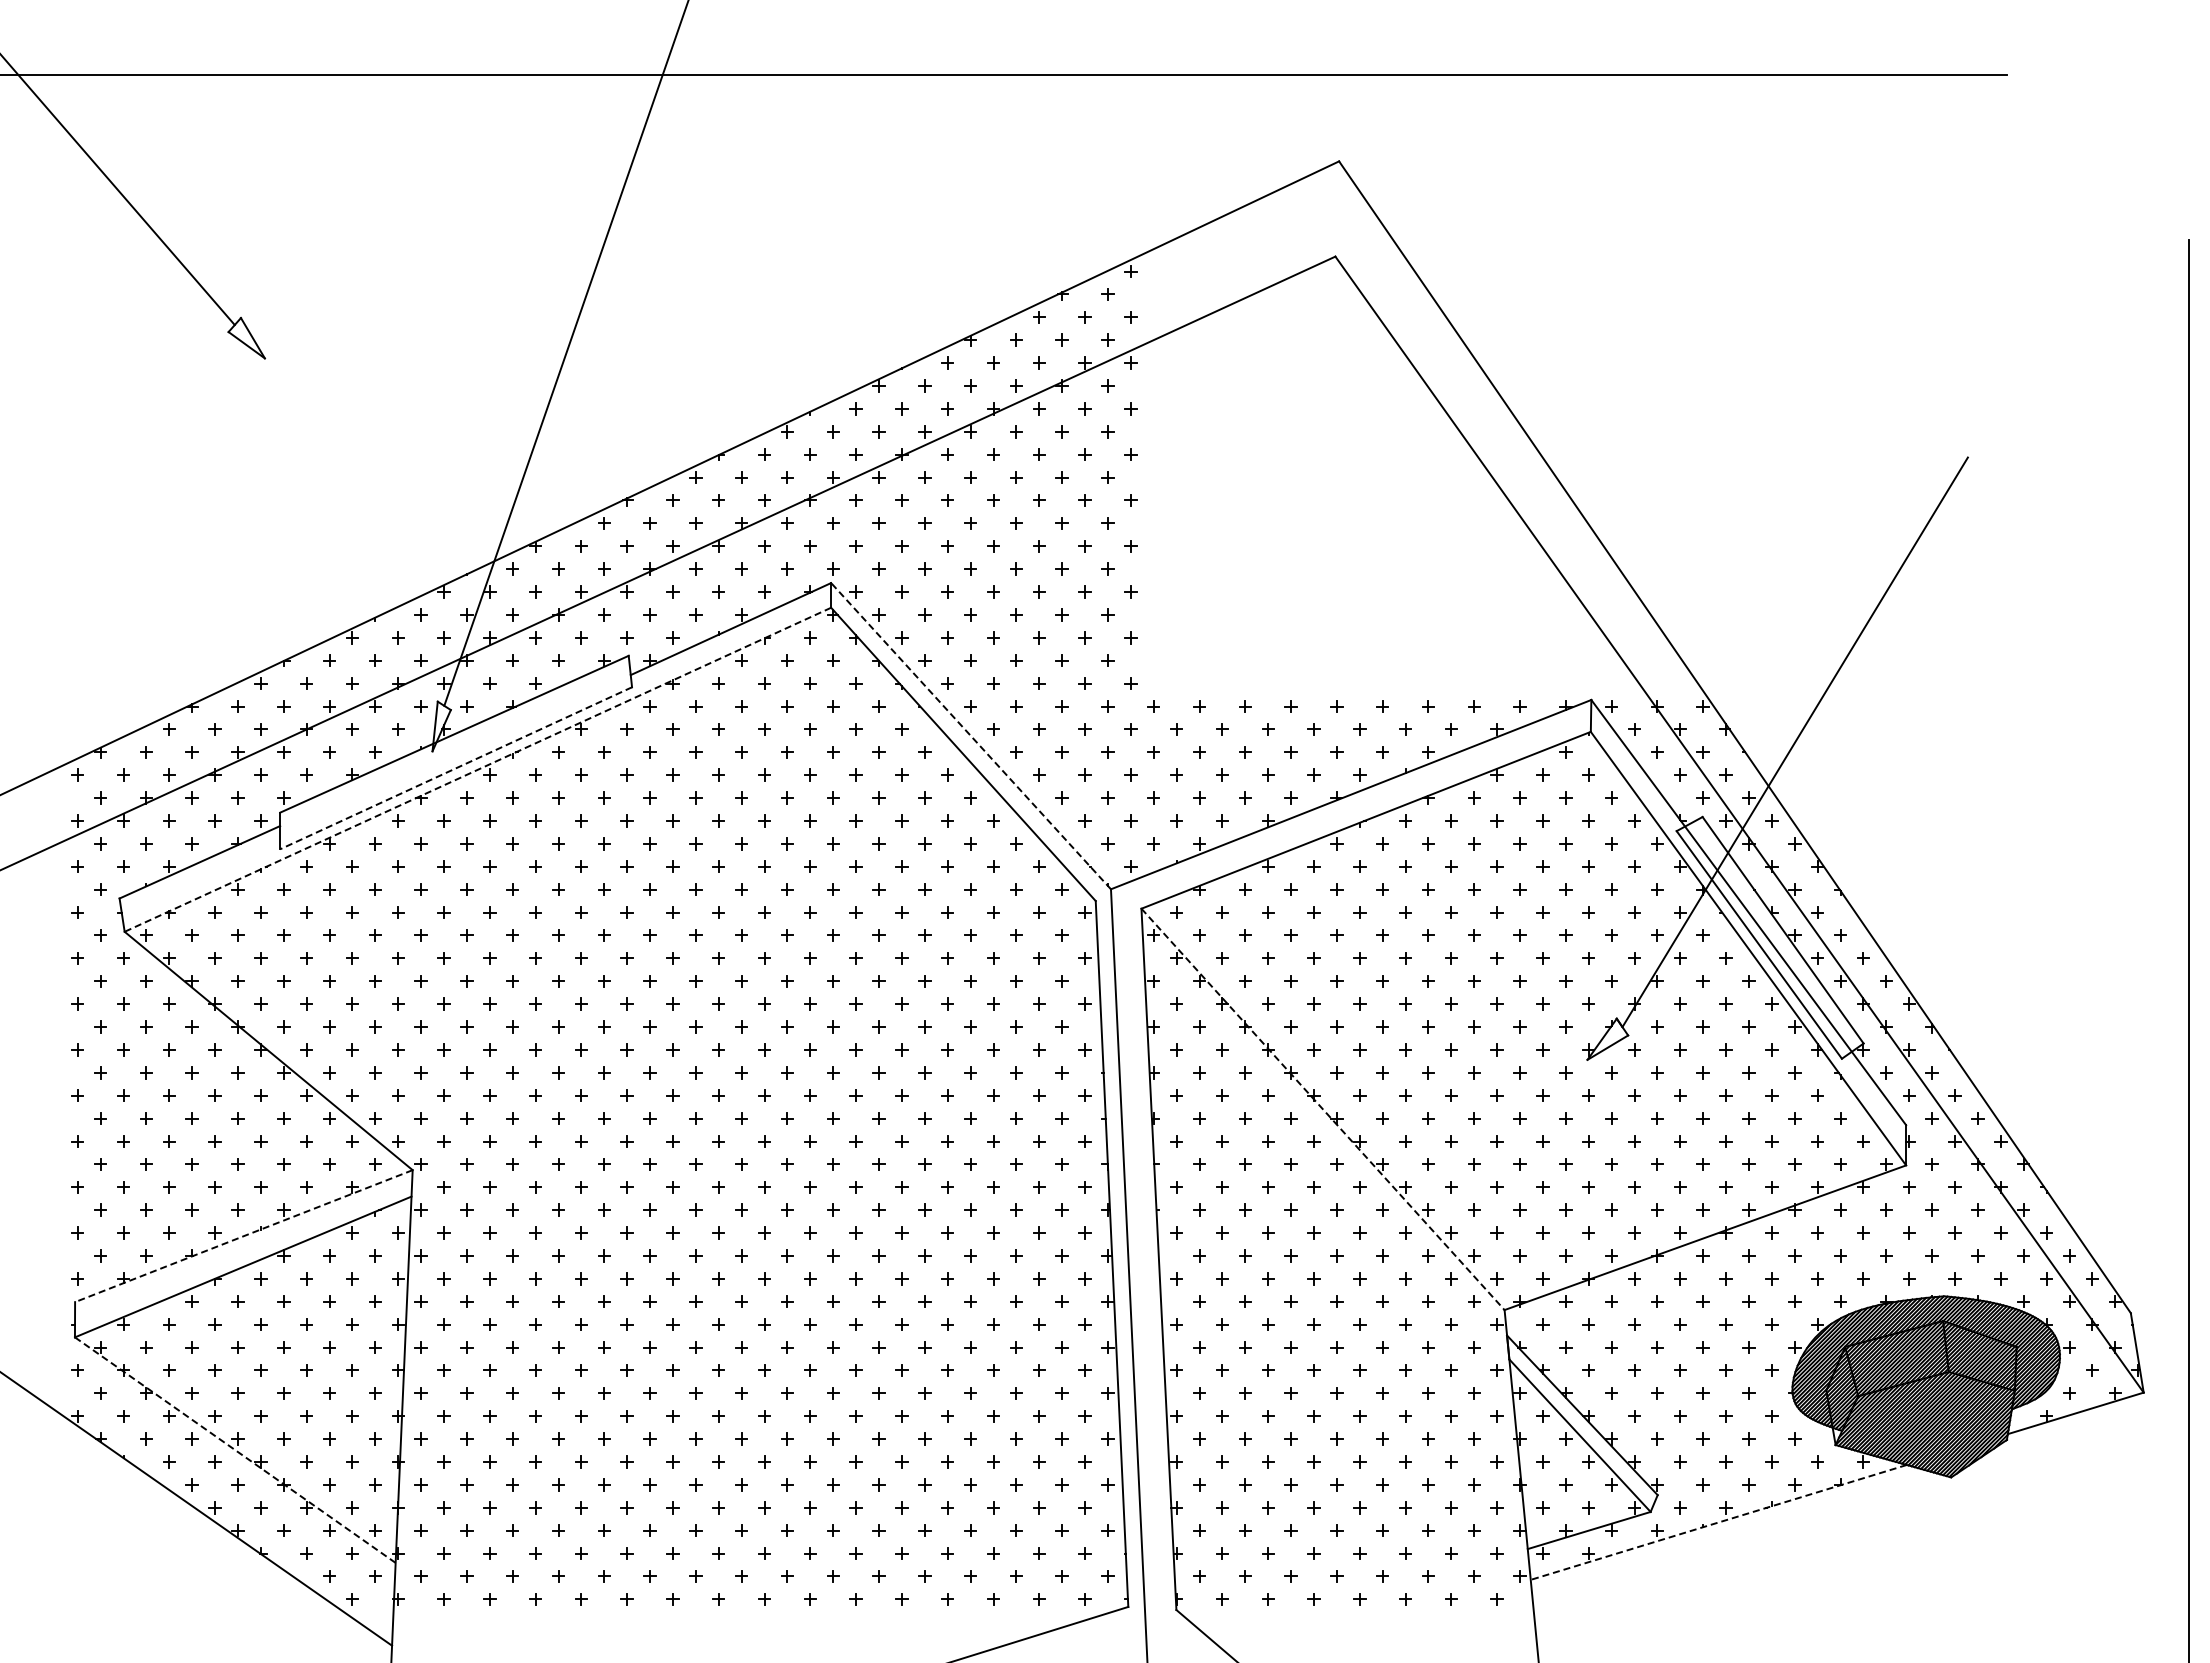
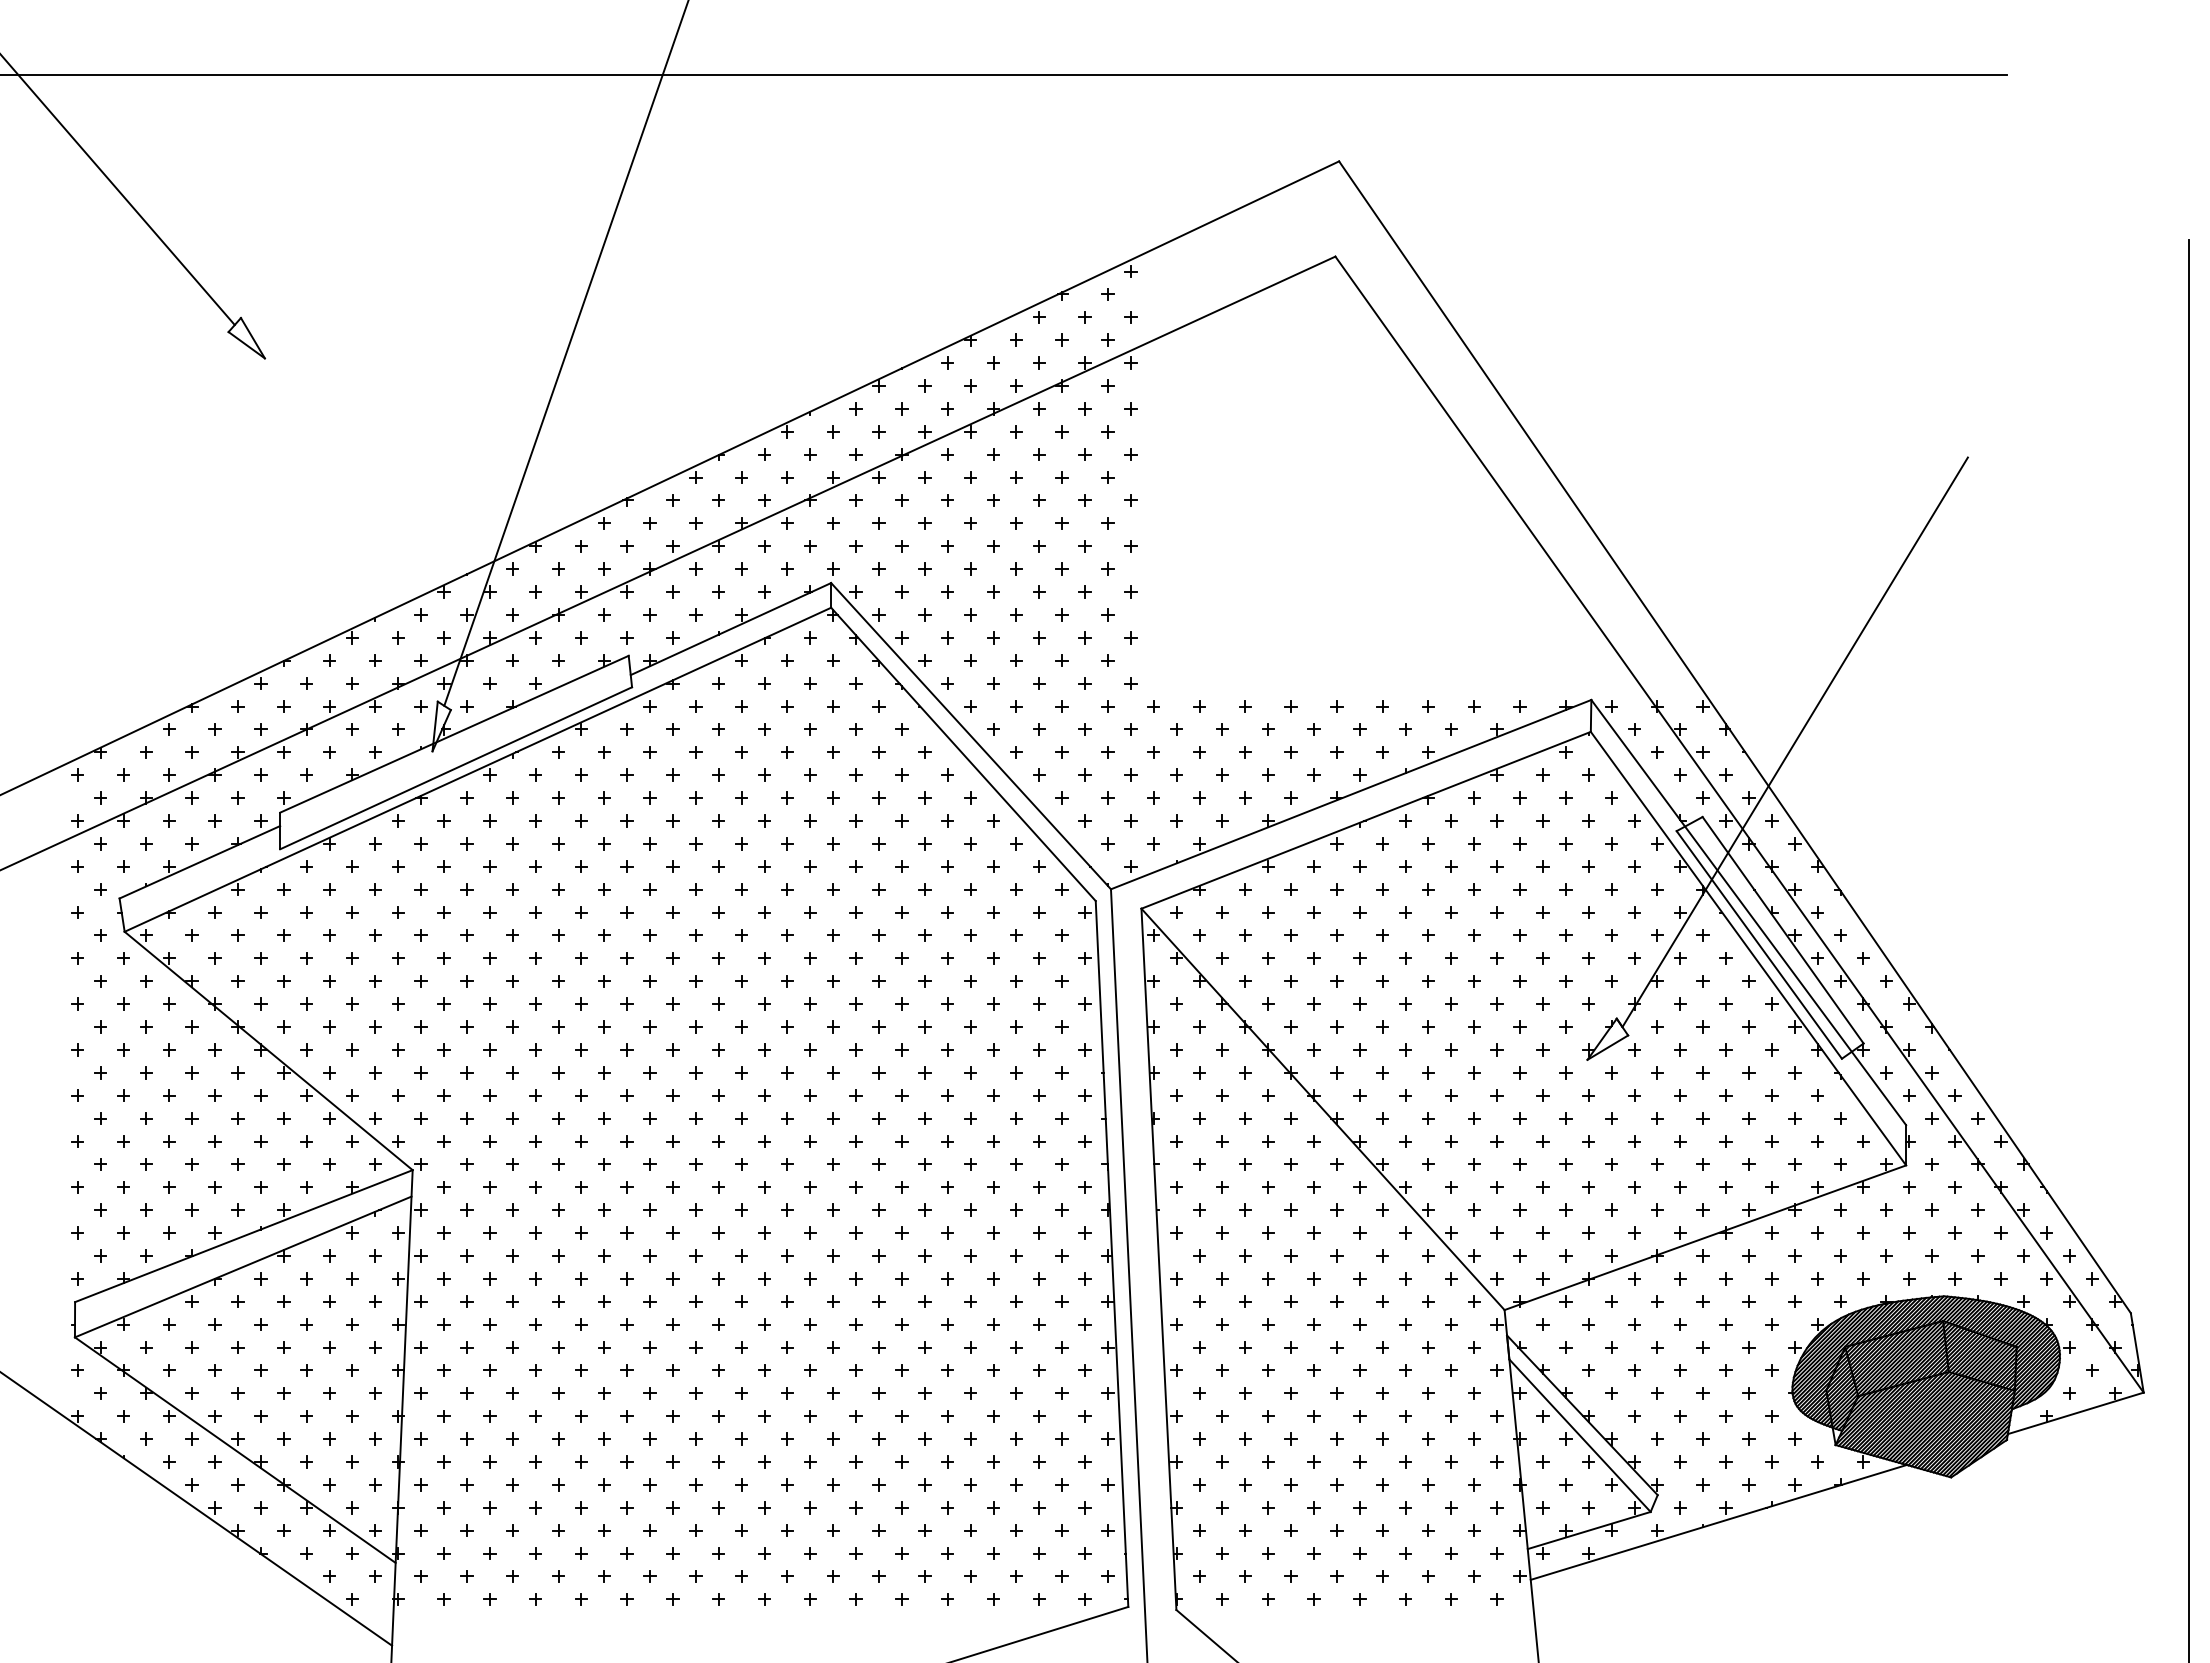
line: dashed -> solid (970, 735)
line: dashed -> solid (456, 768)
line: dashed -> solid (477, 769)
line: dashed -> solid (1323, 1109)
line: dashed -> solid (243, 1236)
line: dashed -> solid (235, 1450)
line: dashed -> solid (1718, 1522)
